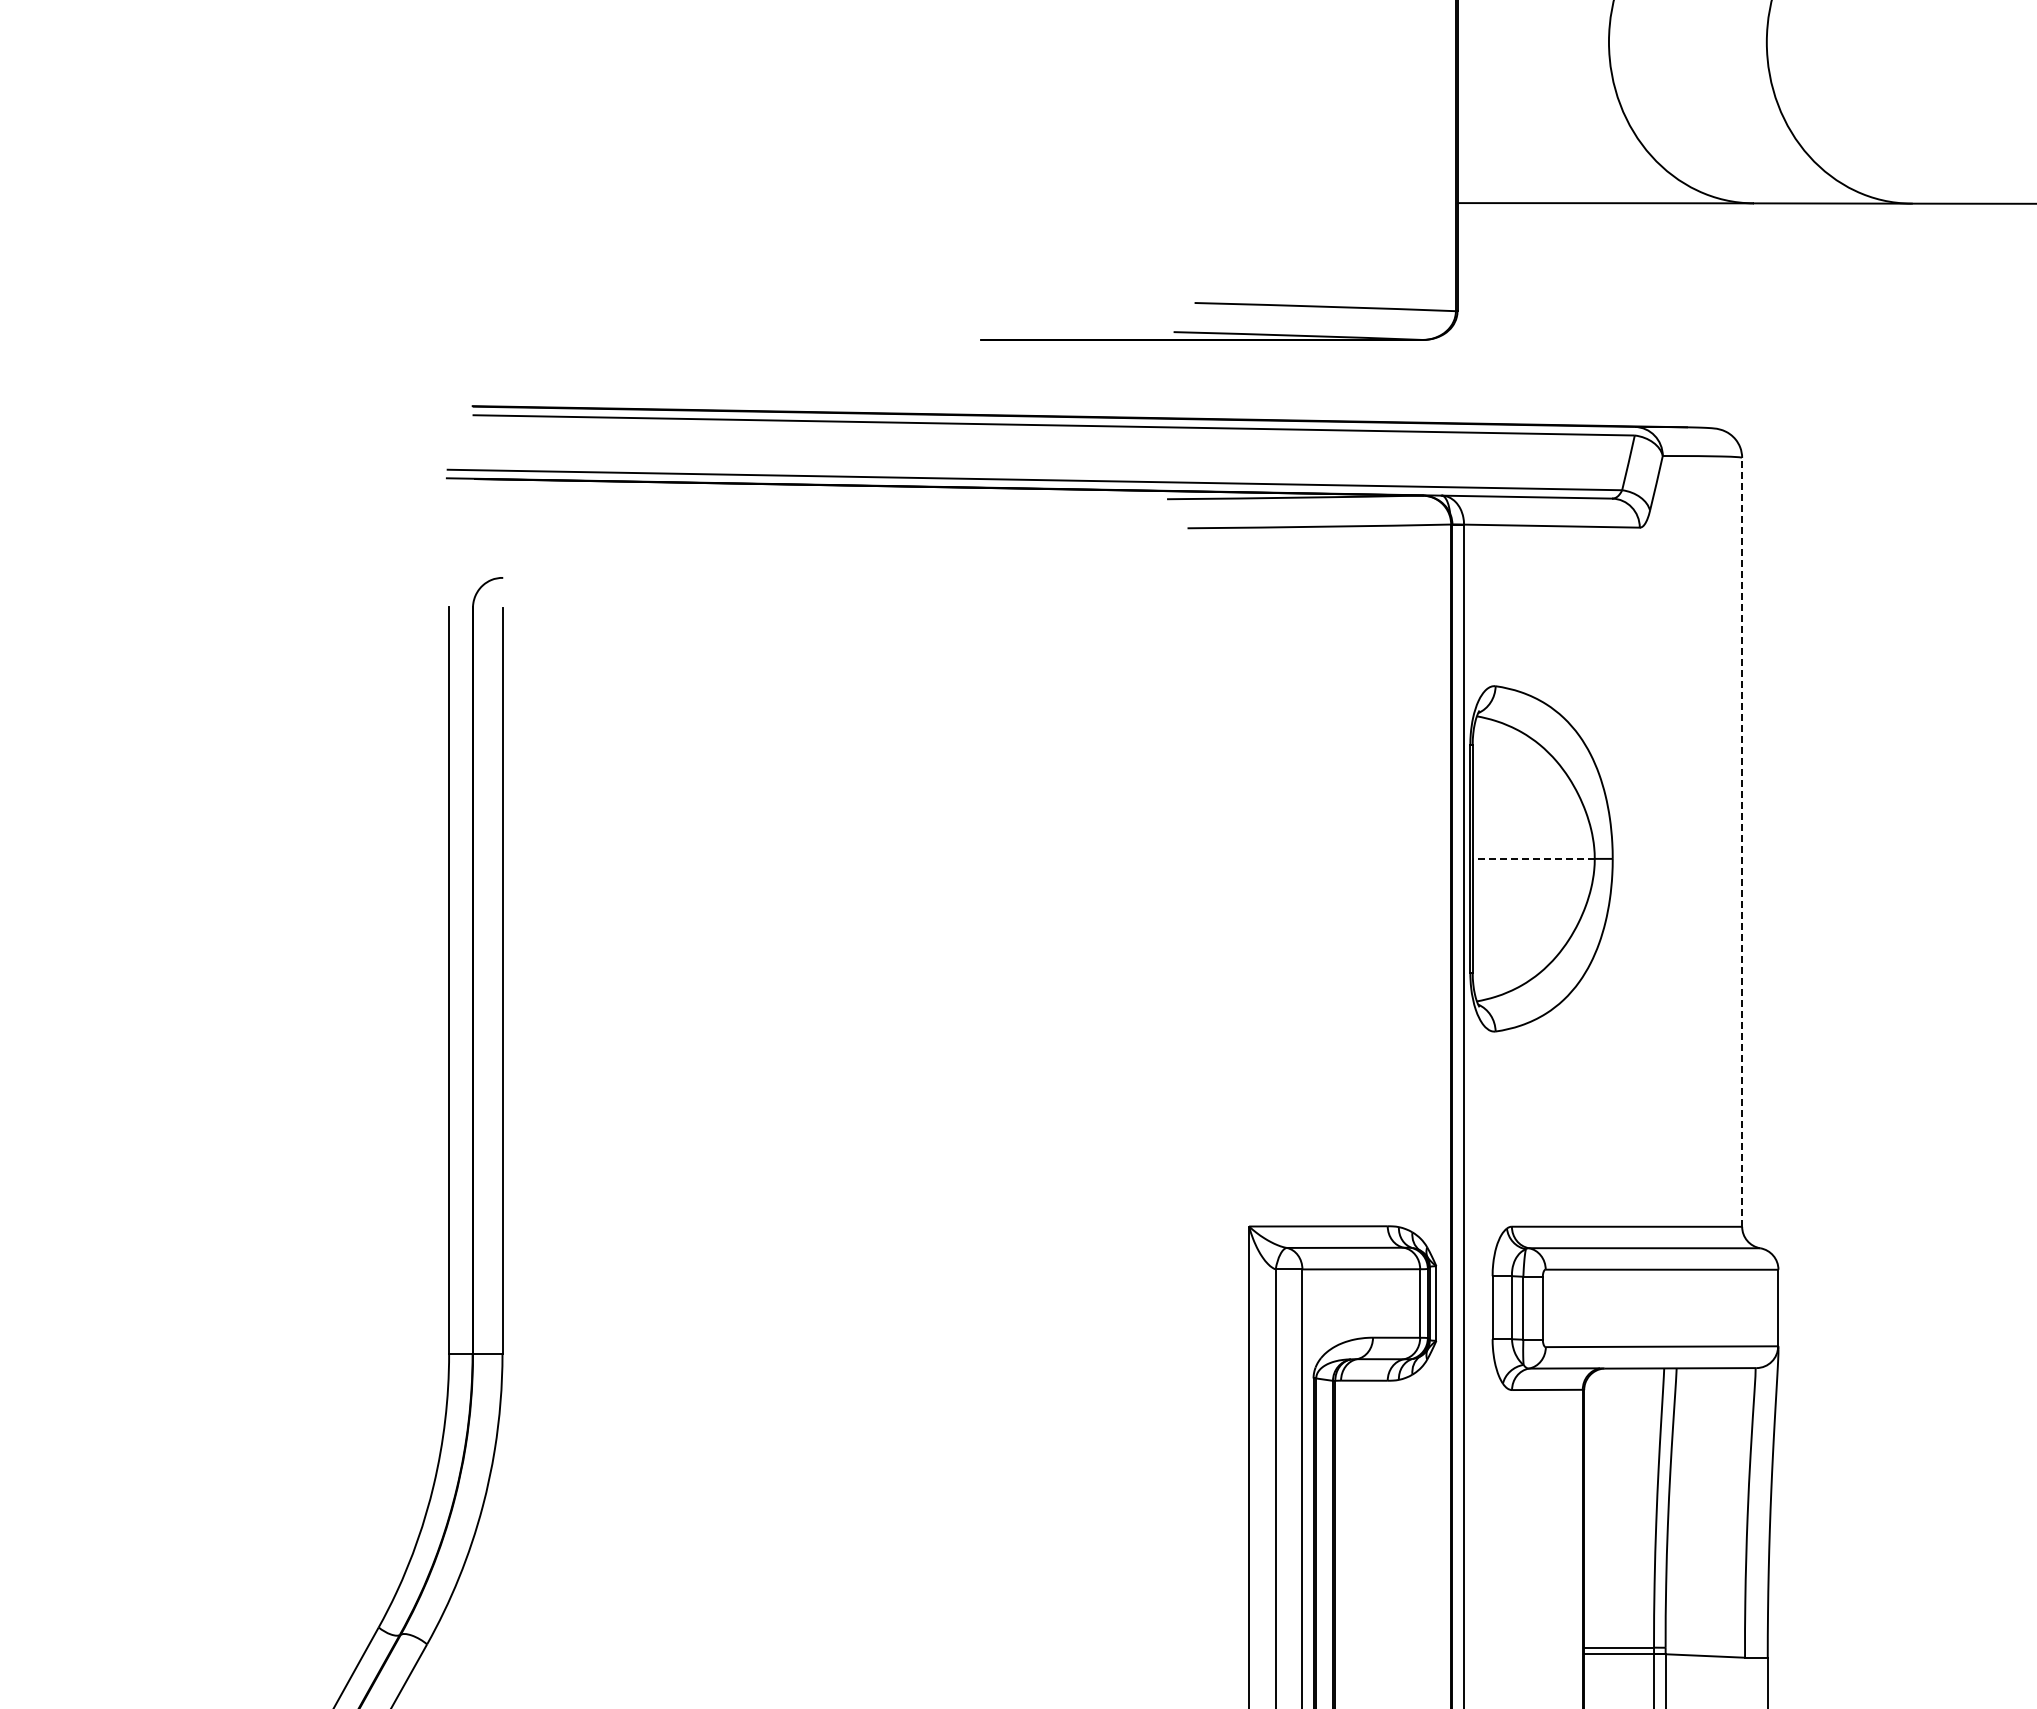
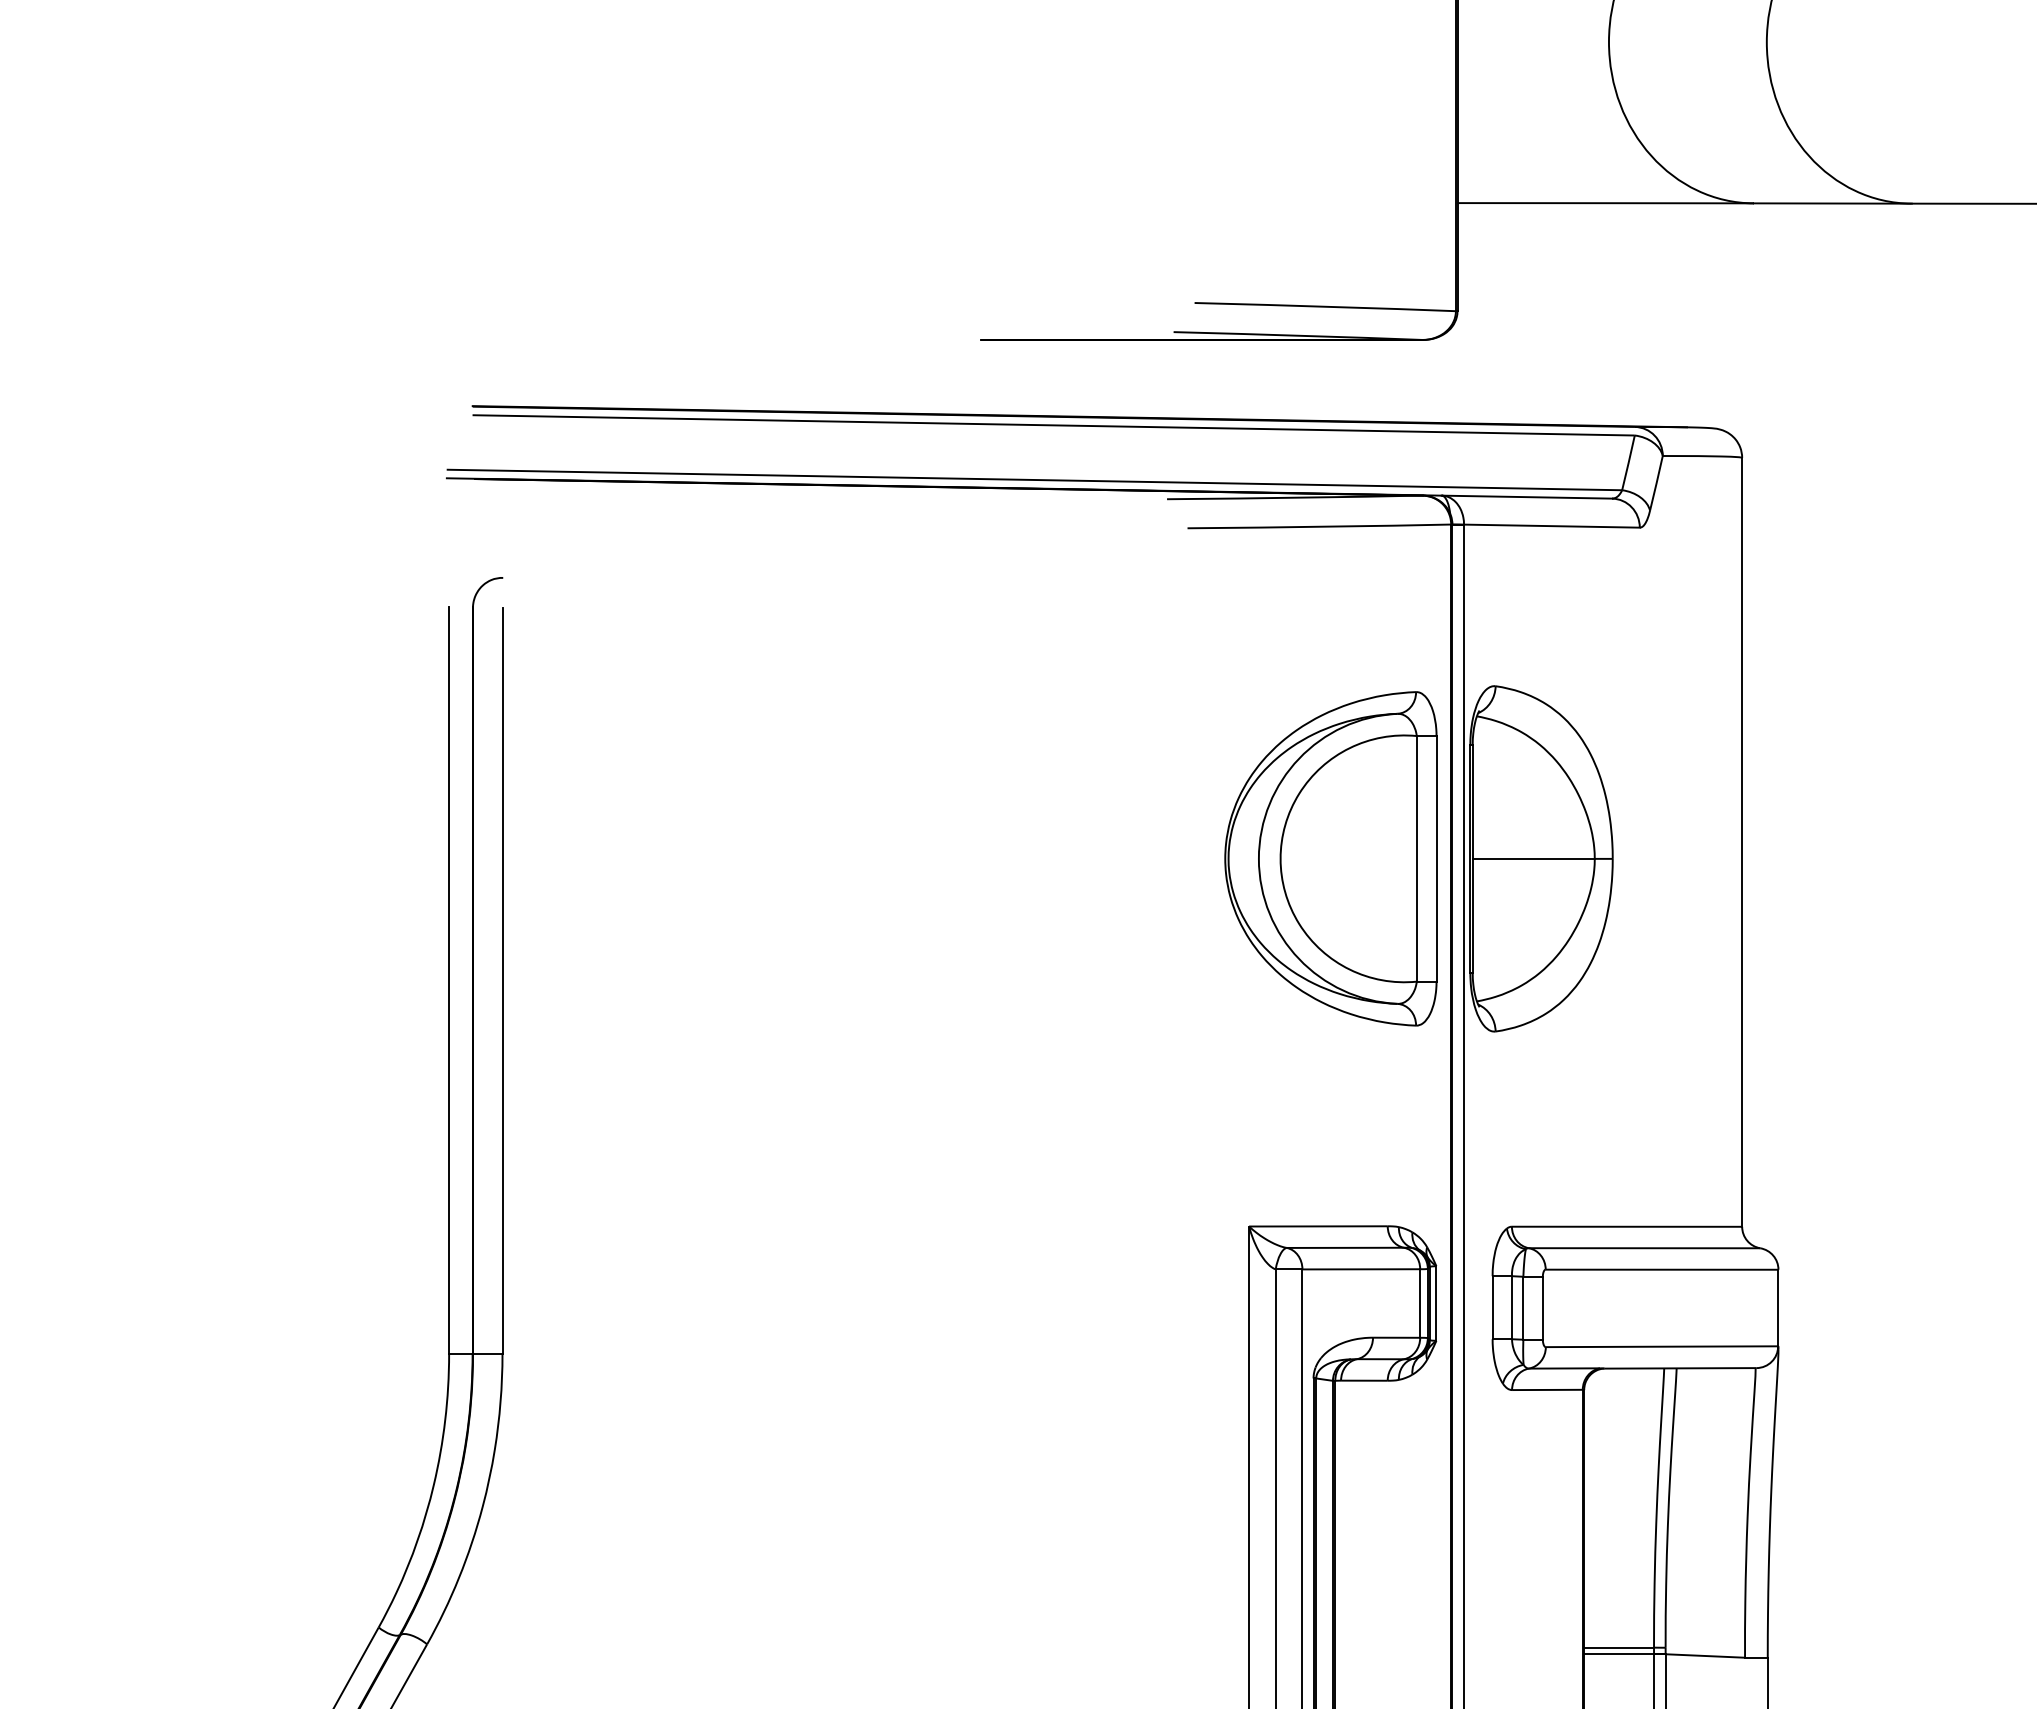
line: dashed -> solid (1742, 841)
part: none -> present (1330, 858)
line: dashed -> solid (1533, 858)
